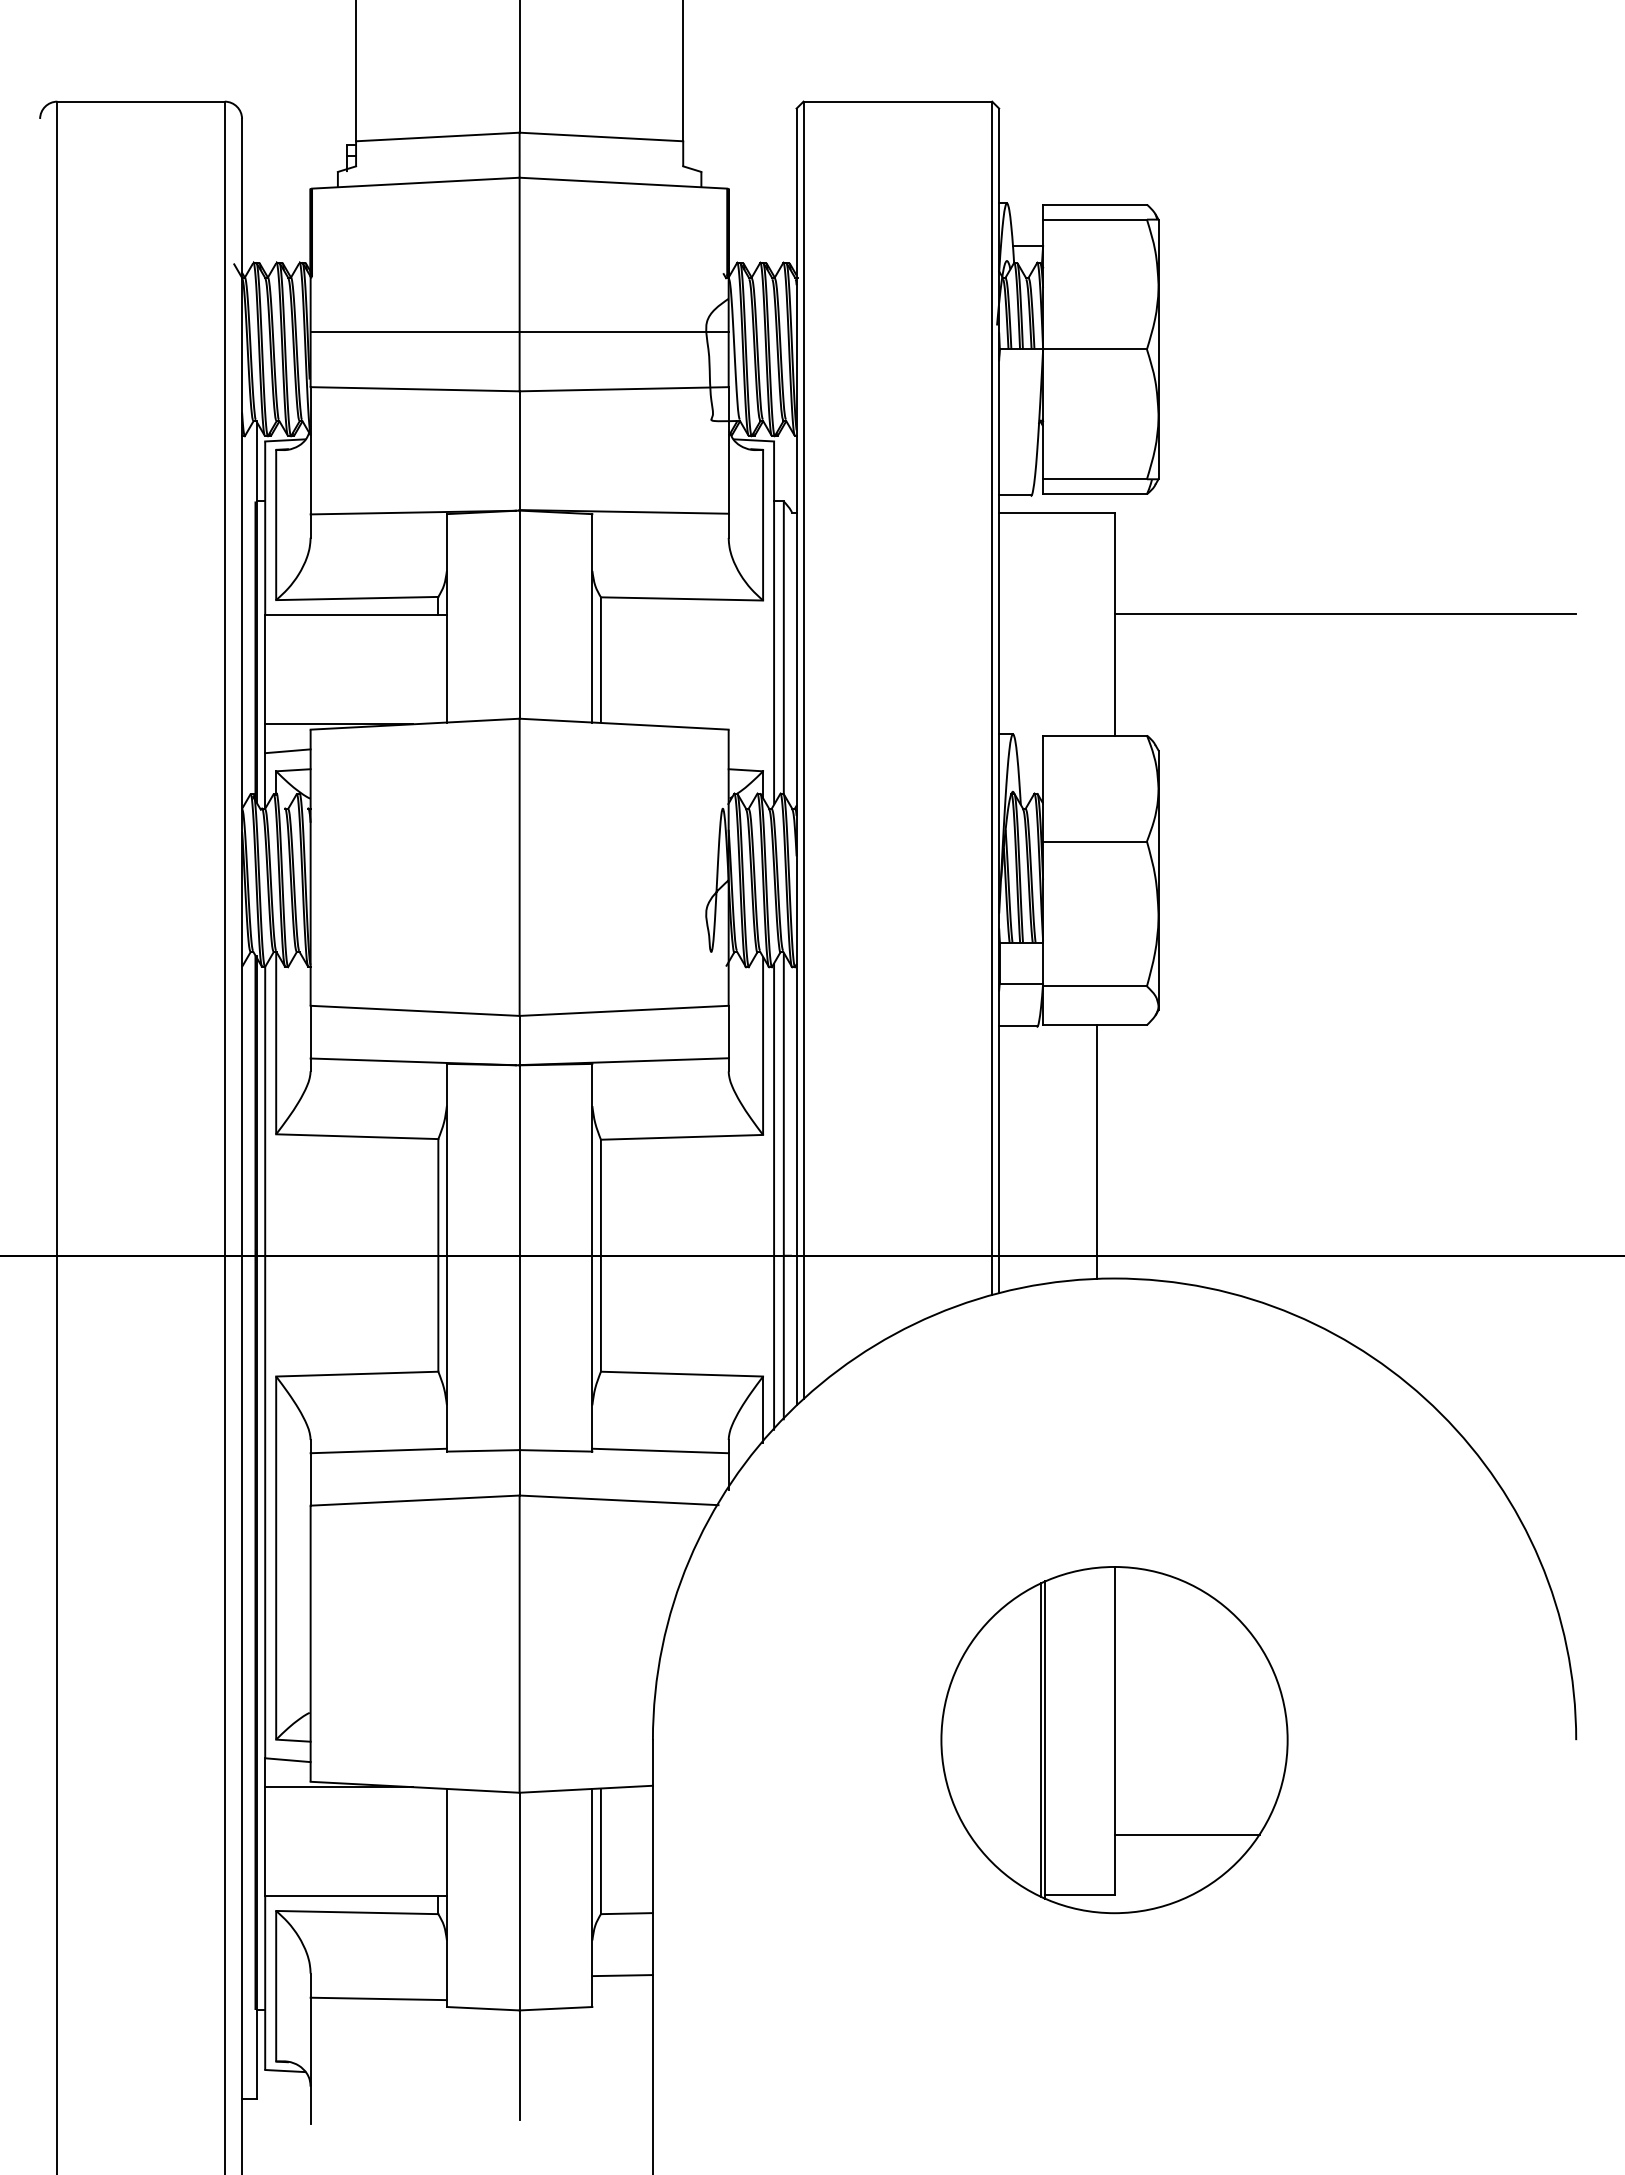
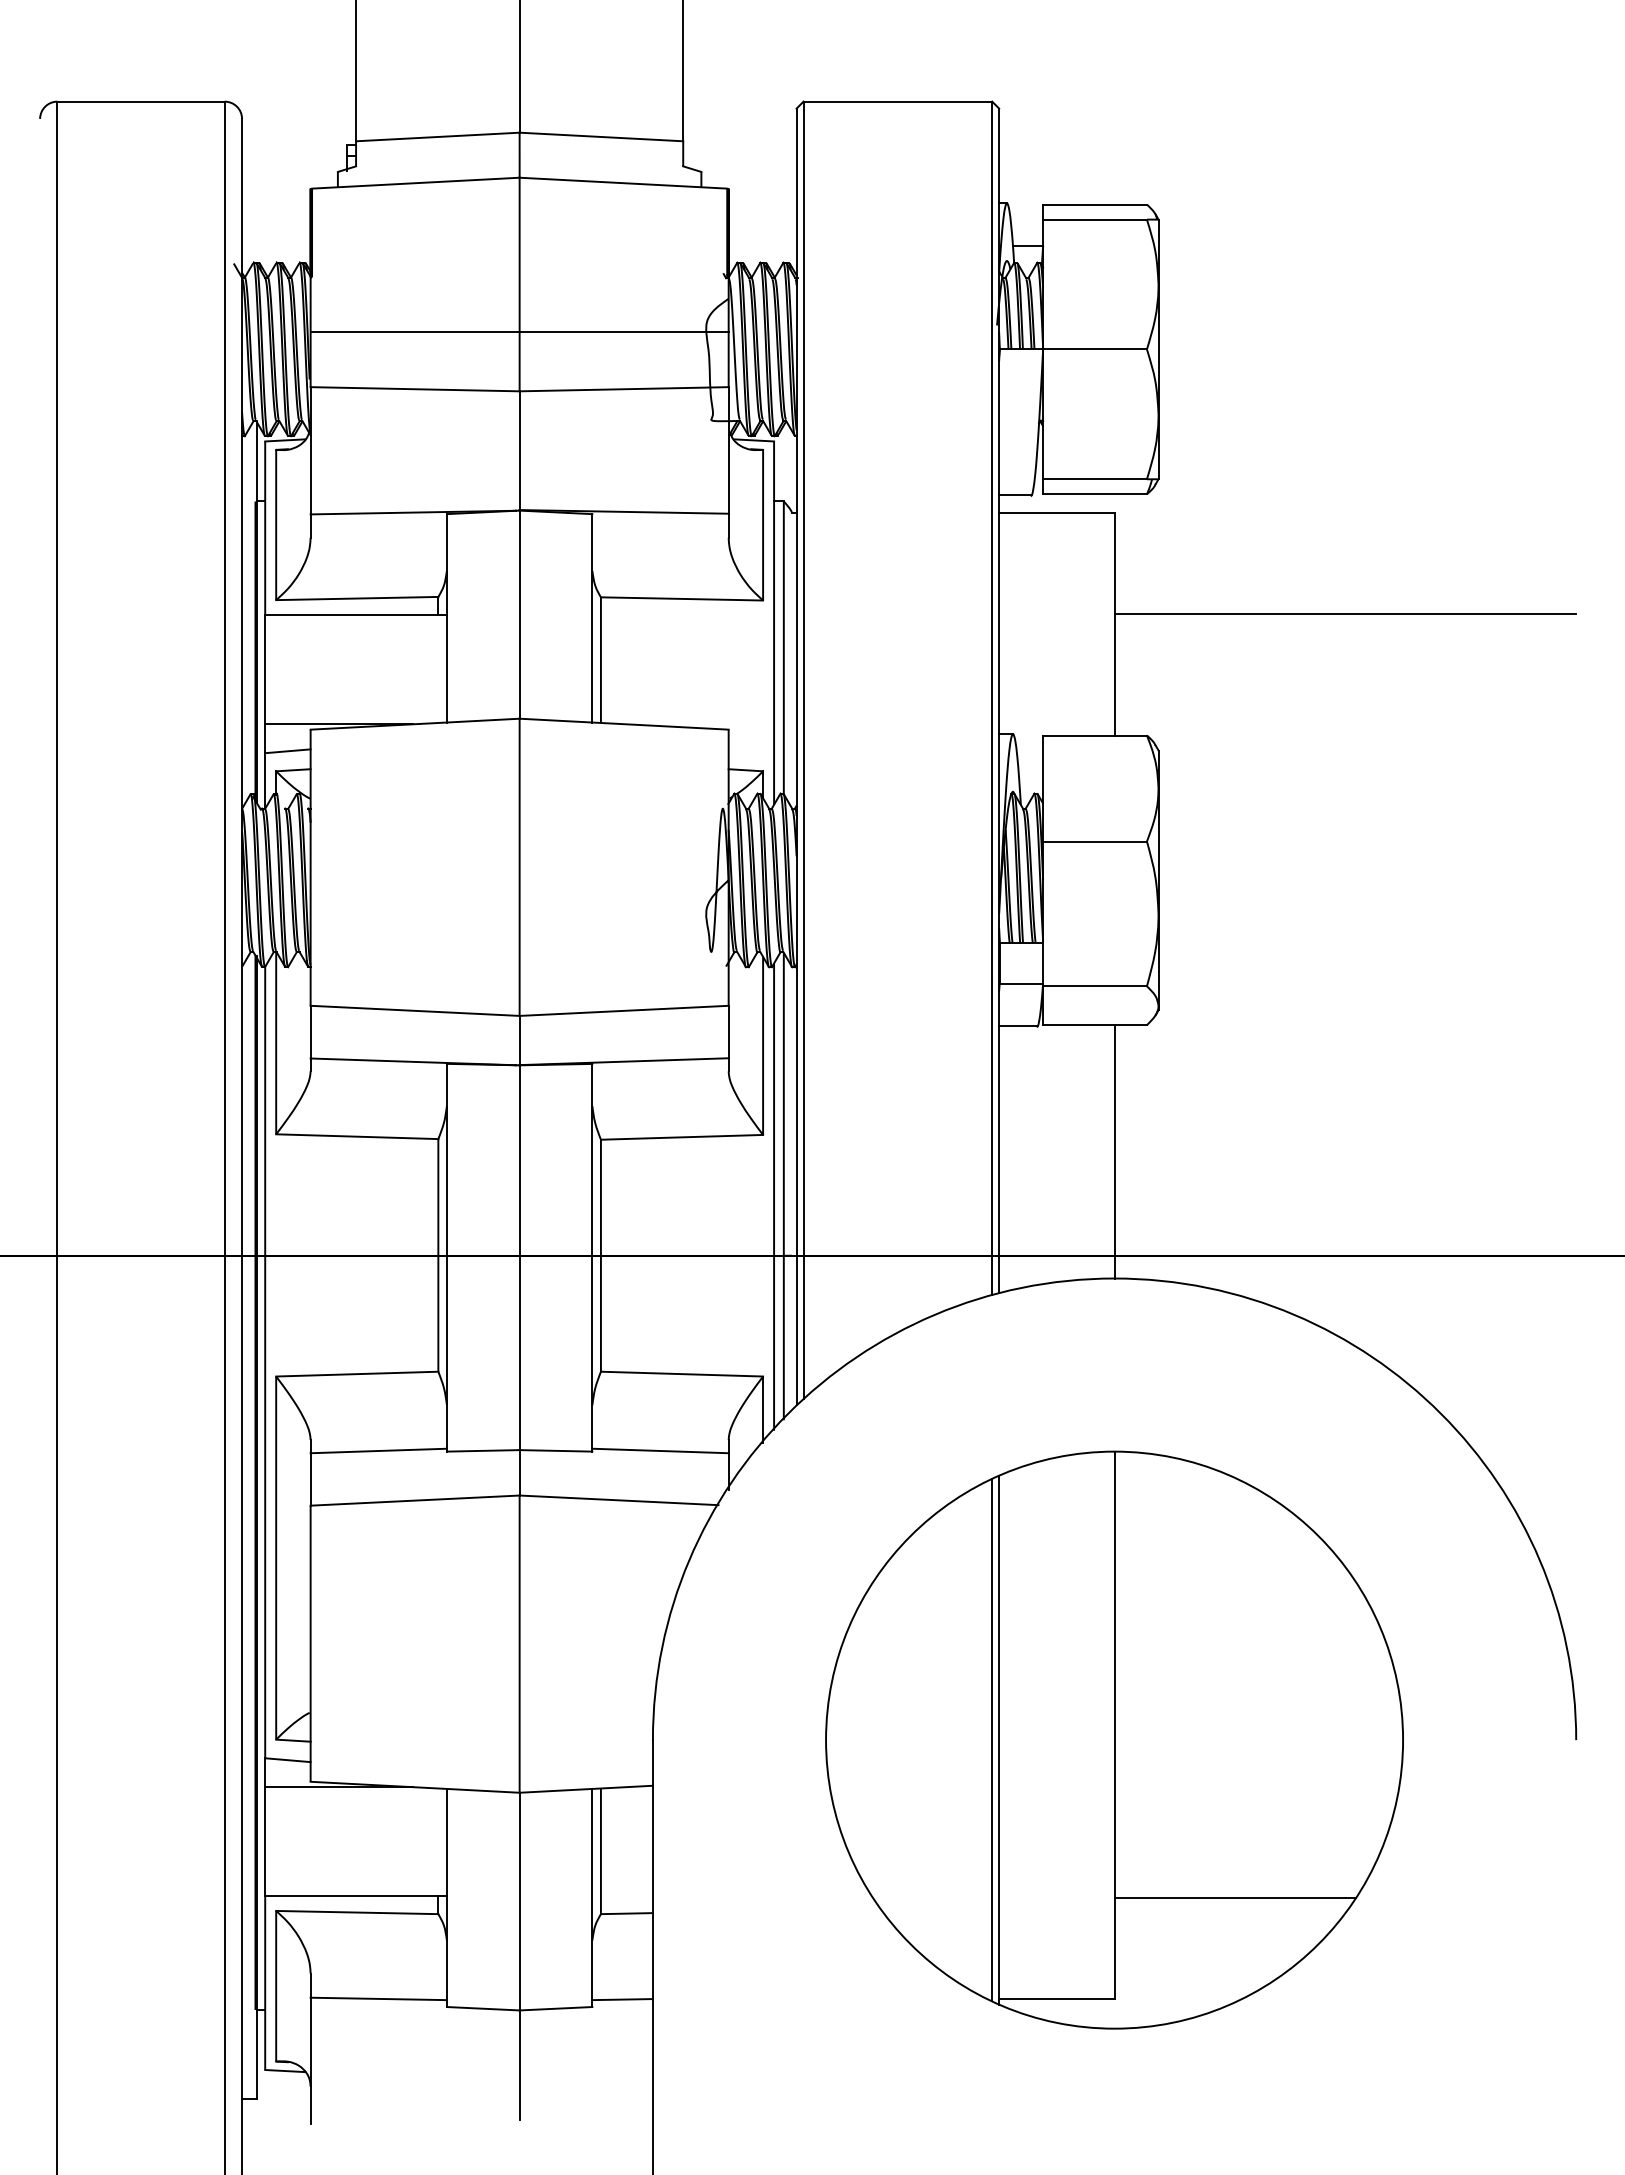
line position: (1097, 1151) -> (1115, 1151) (1115, 1151)
part size: 349x349 px -> 579x580 px (1114, 1739)
line position: (622, 1975) -> (622, 1999) (622, 1999)
